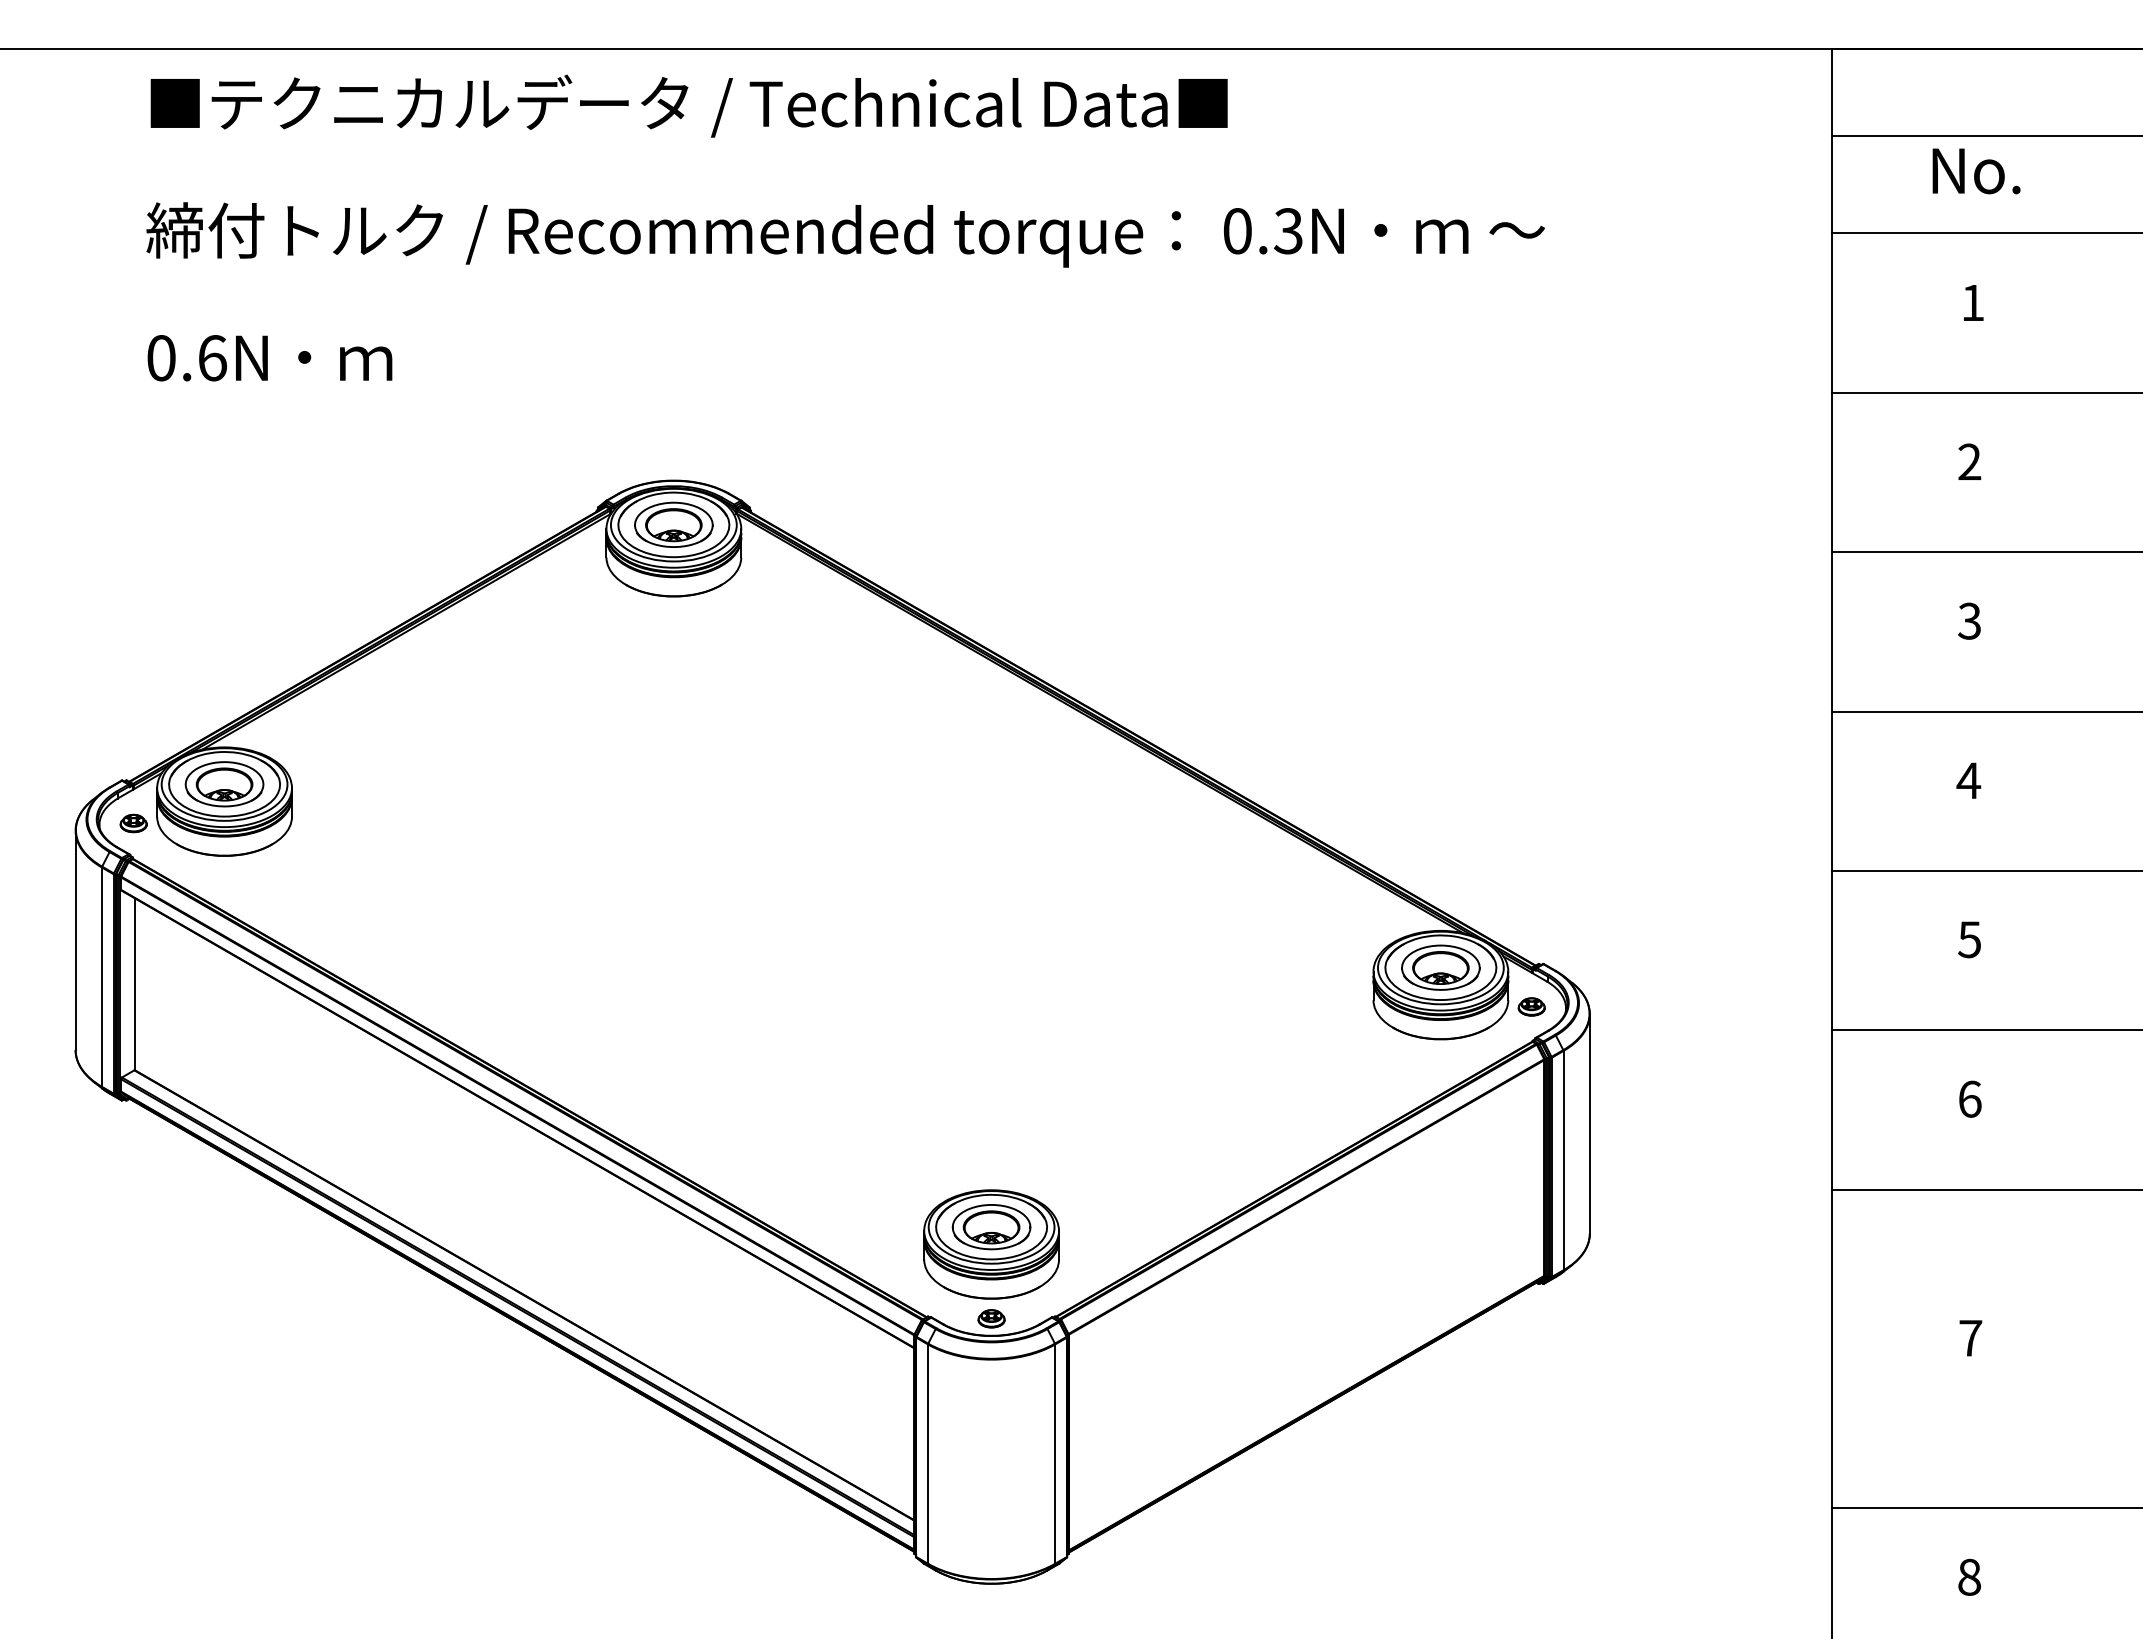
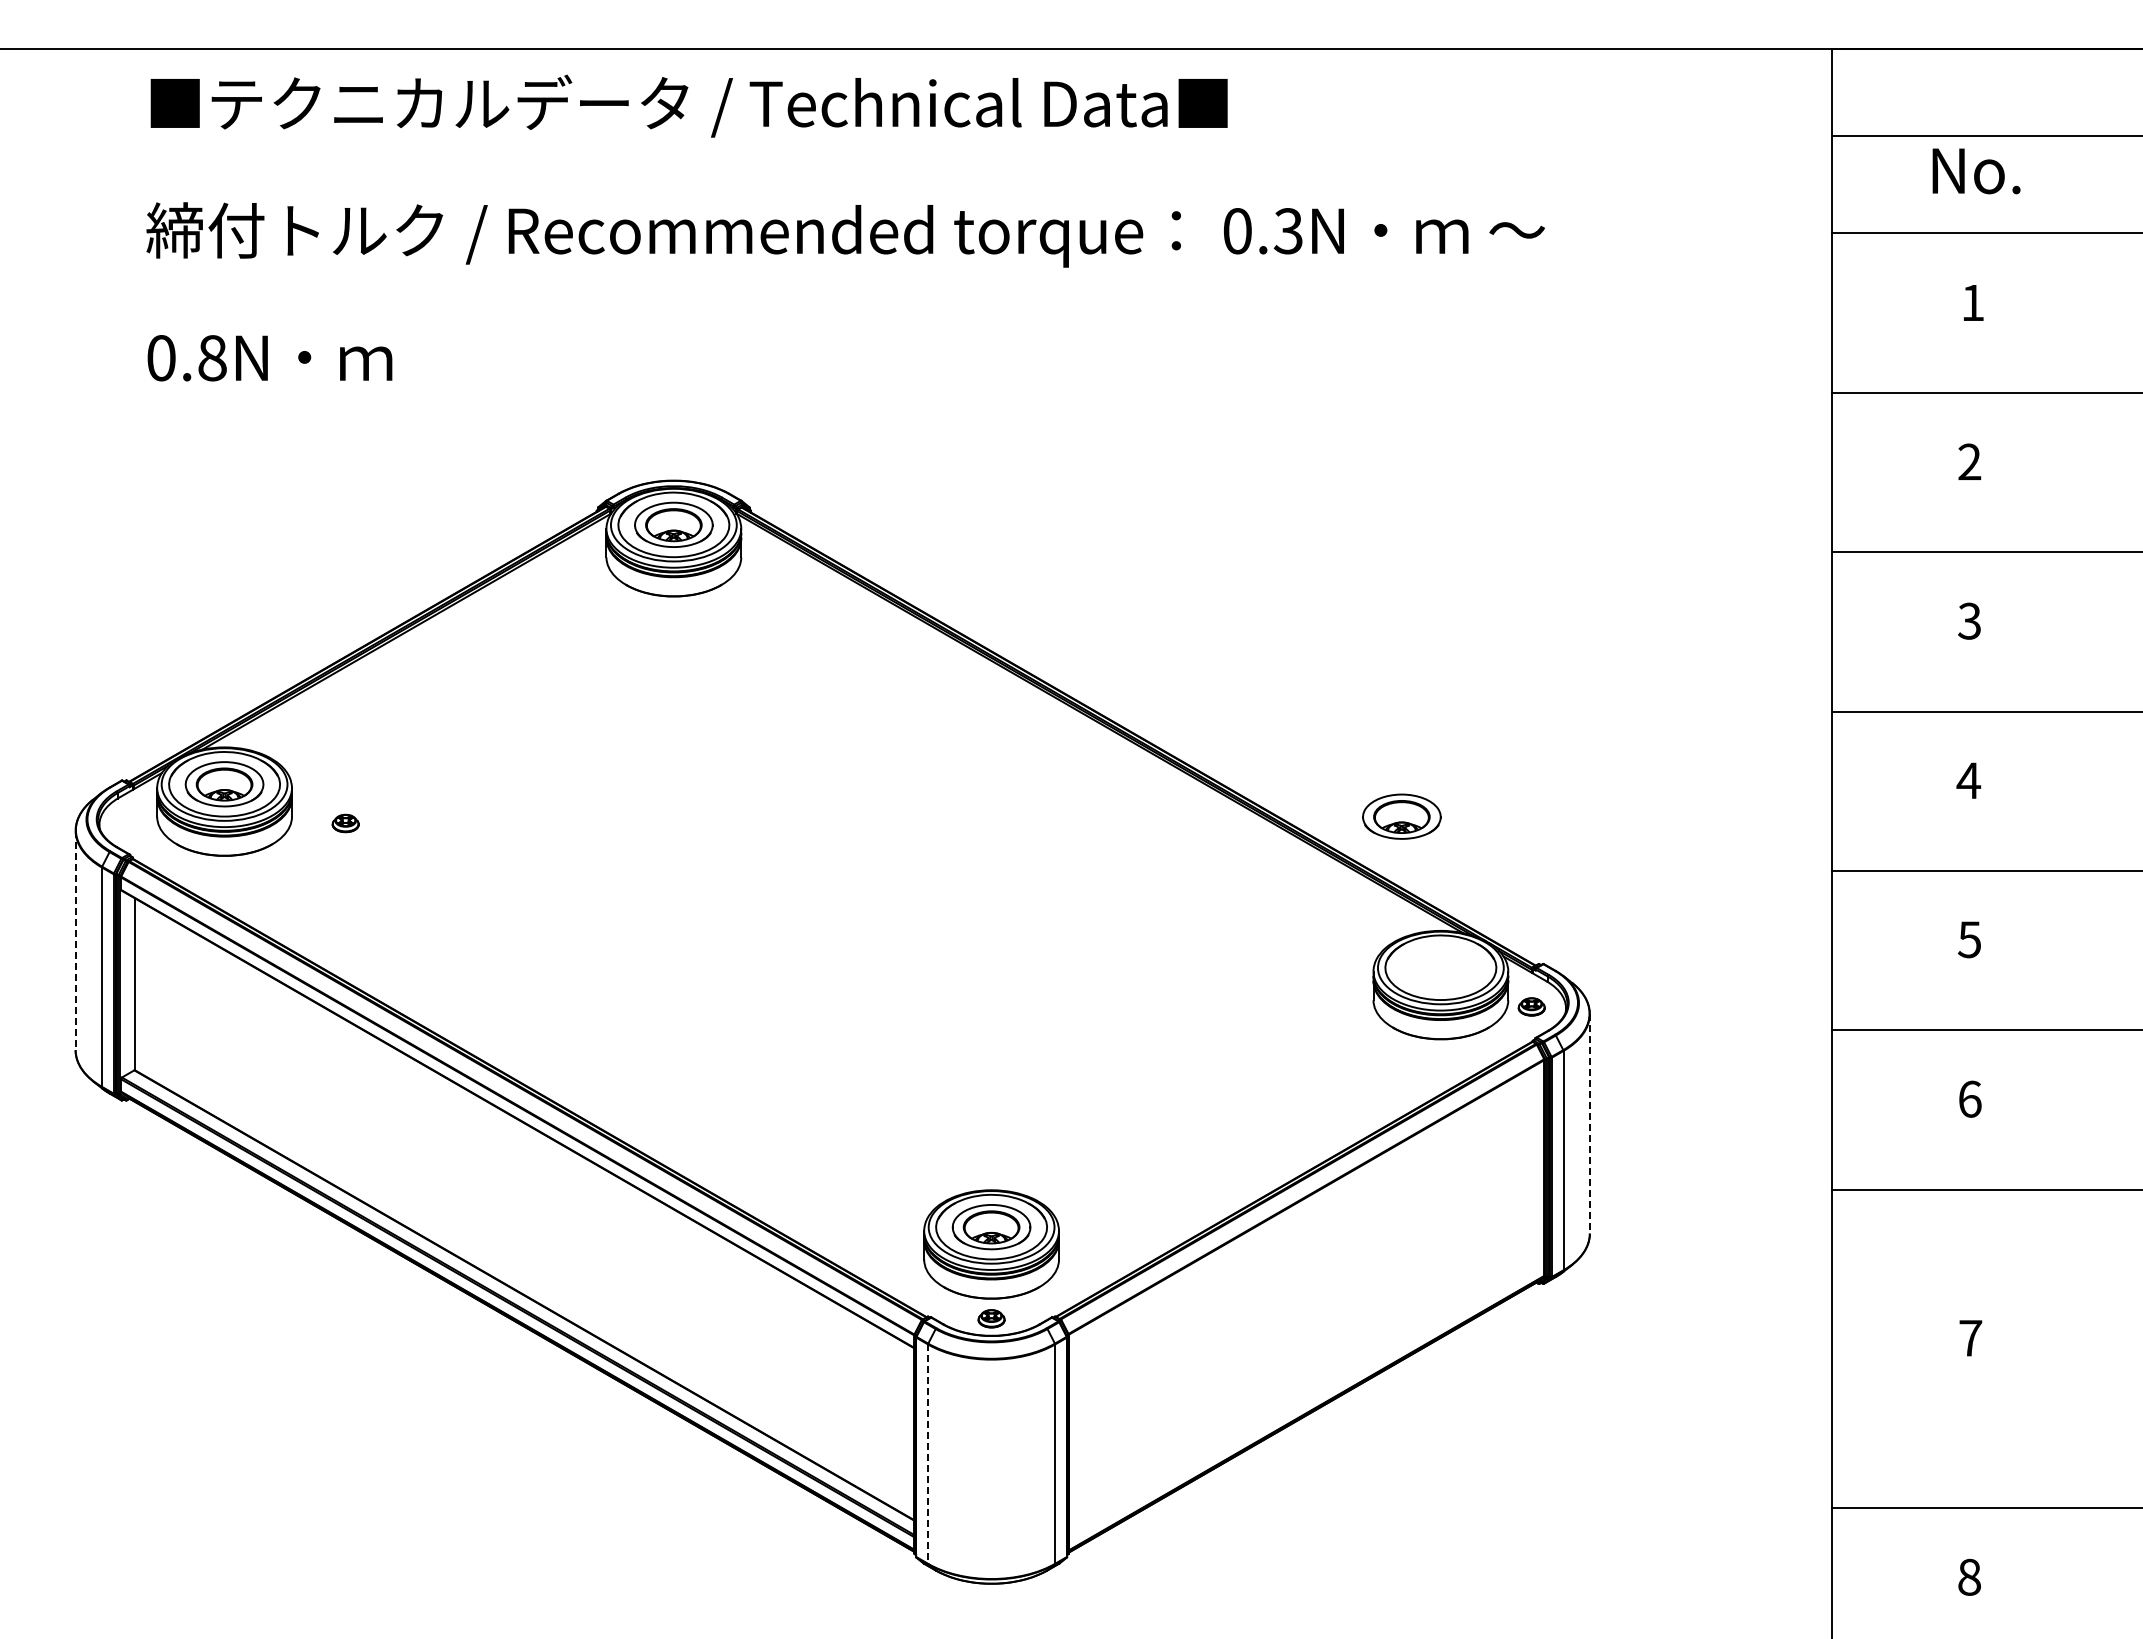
text: 0.6N -> 0.8N (212, 358)
part position: (133, 823) -> (345, 823) (345, 823)
line: solid -> dashed (75, 940)
part position: (1440, 967) -> (1401, 816) (1401, 816)
line: solid -> dashed (1589, 1123)
line: solid -> dashed (928, 1454)
